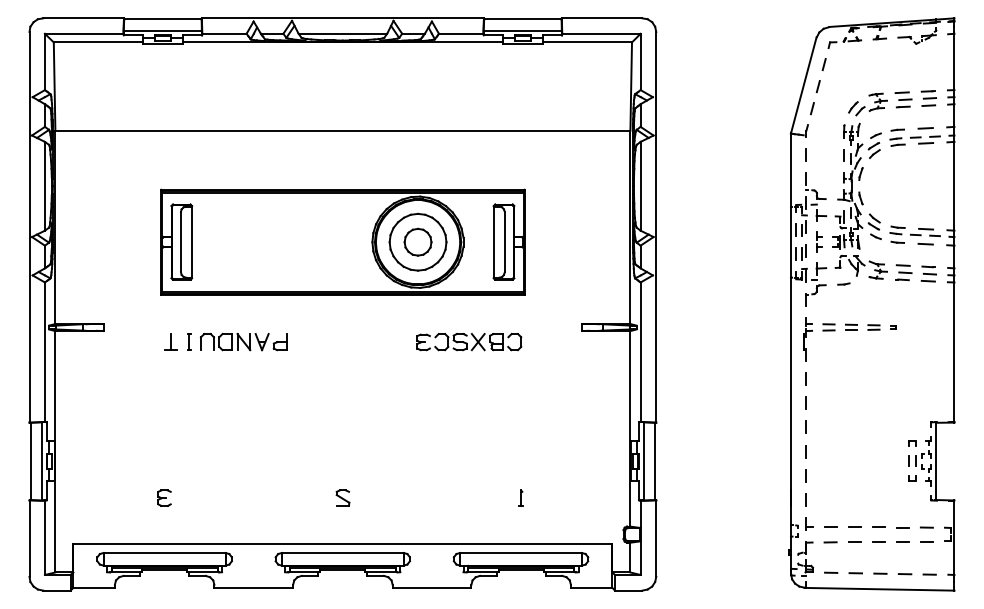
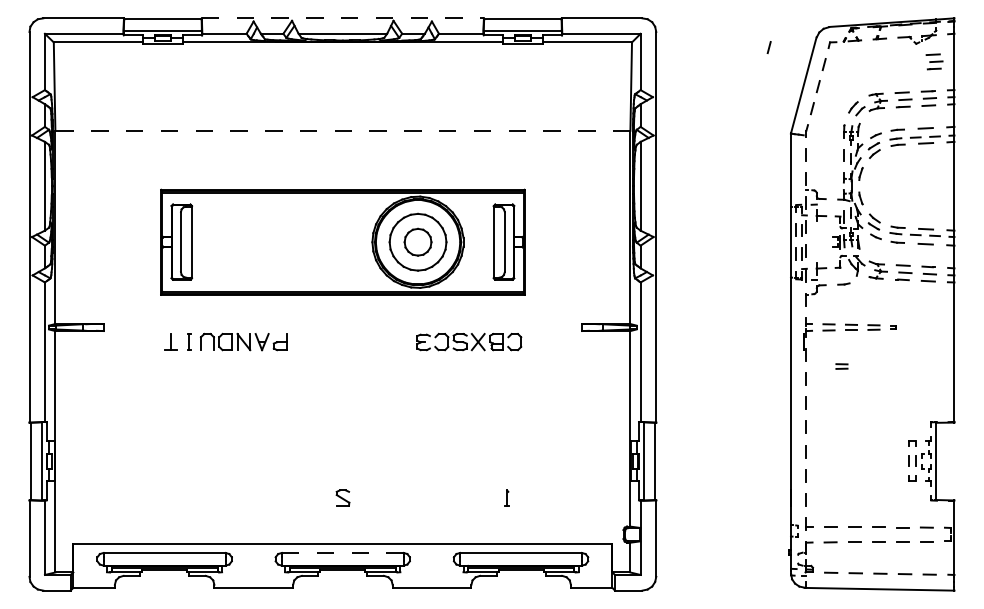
line: solid -> dashed (343, 18)
line: none -> present (768, 47)
part: none -> present (934, 61)
line: solid -> dashed (342, 130)
part: present -> none (819, 241)
part: none -> present (841, 366)
part: present -> none (164, 497)
part position: (520, 497) -> (506, 497) (506, 497)
line: solid -> dashed (342, 552)
